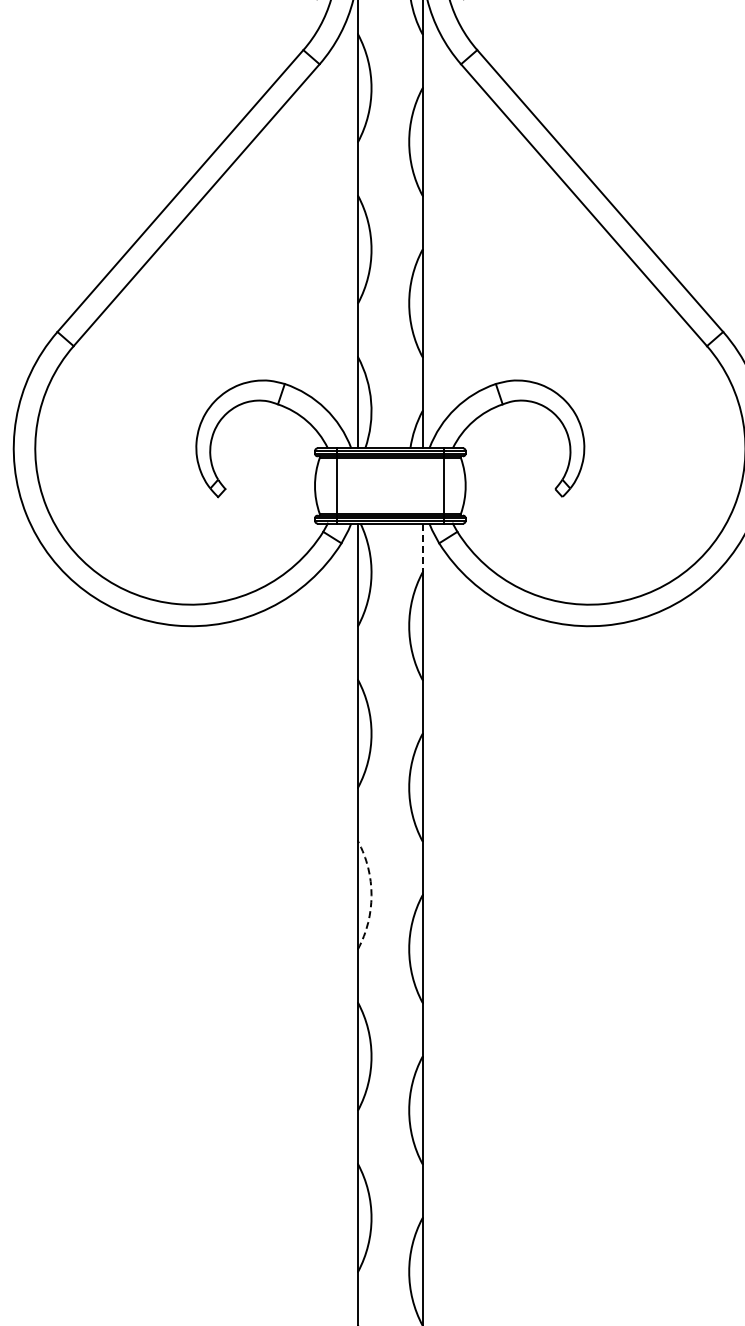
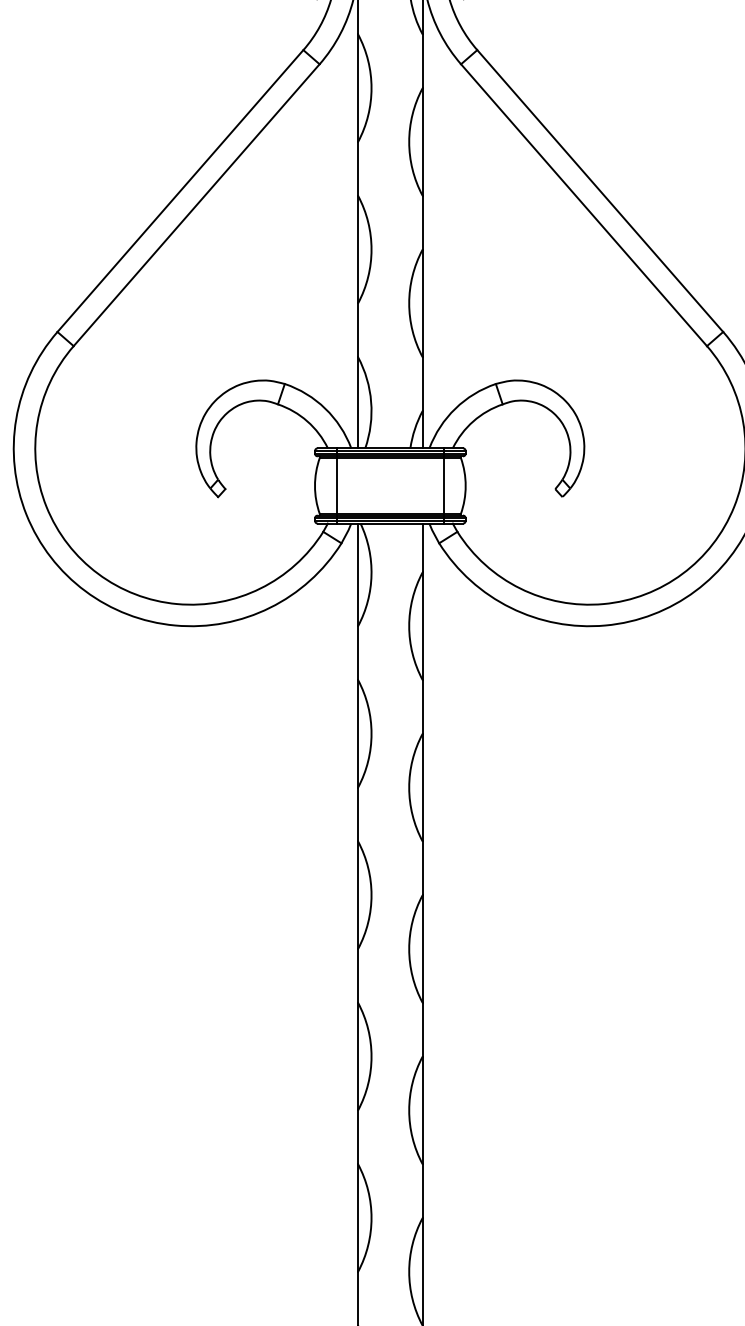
line: dashed -> solid (422, 548)
arc: dashed -> solid (371, 895)
